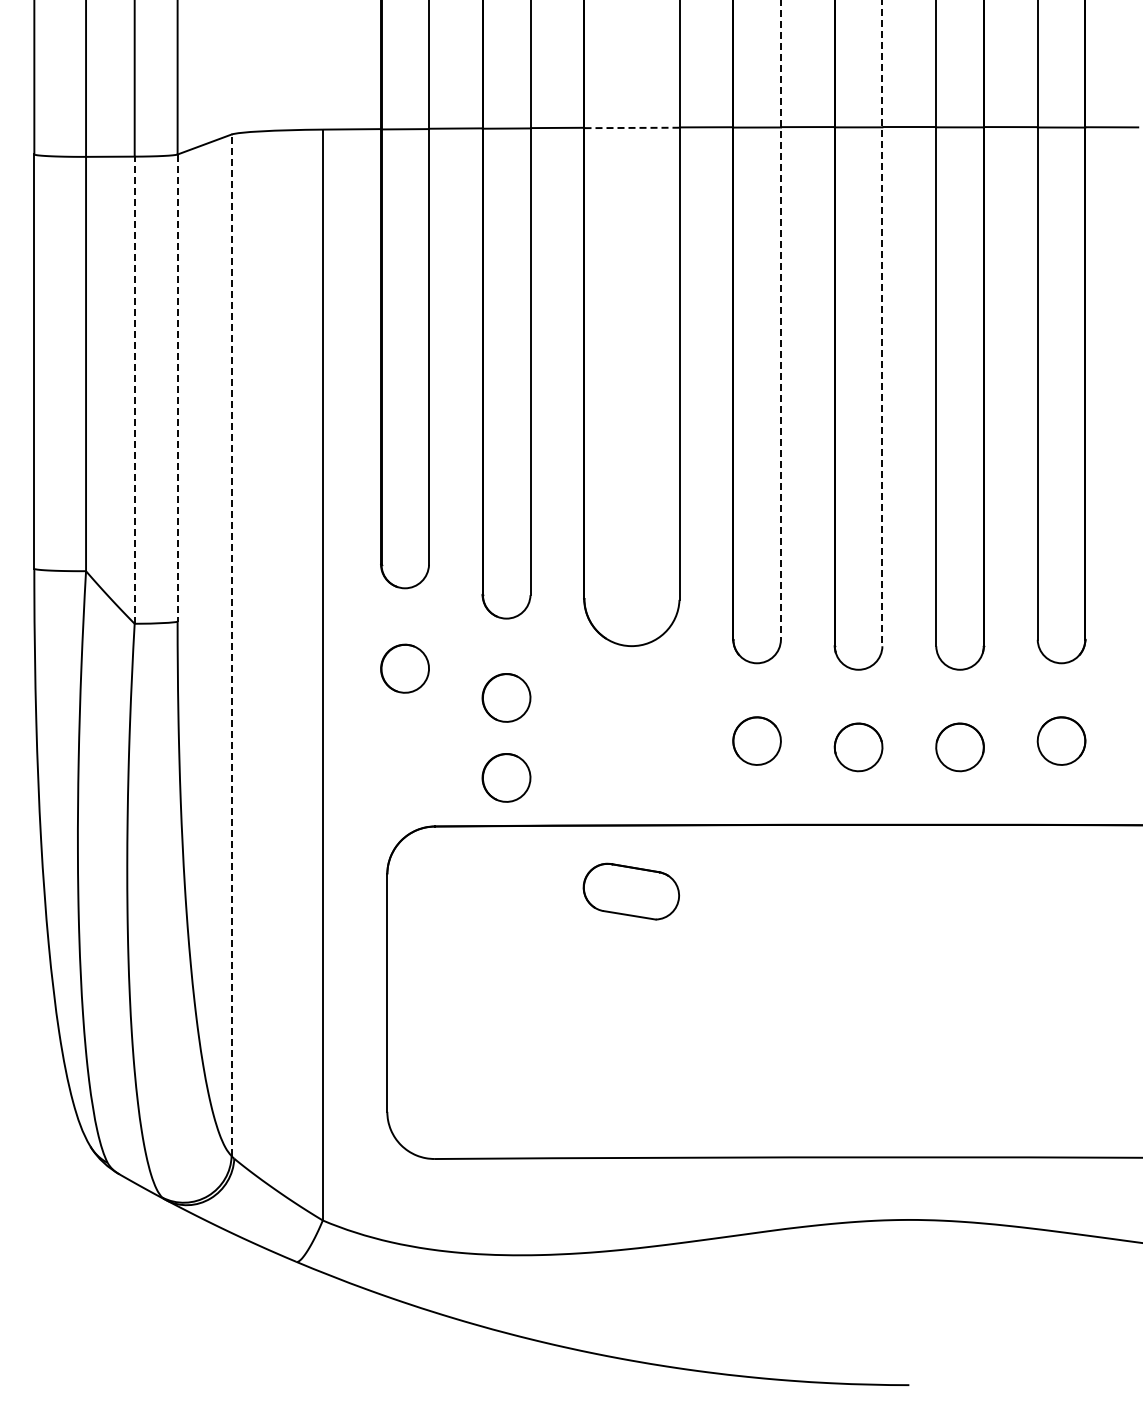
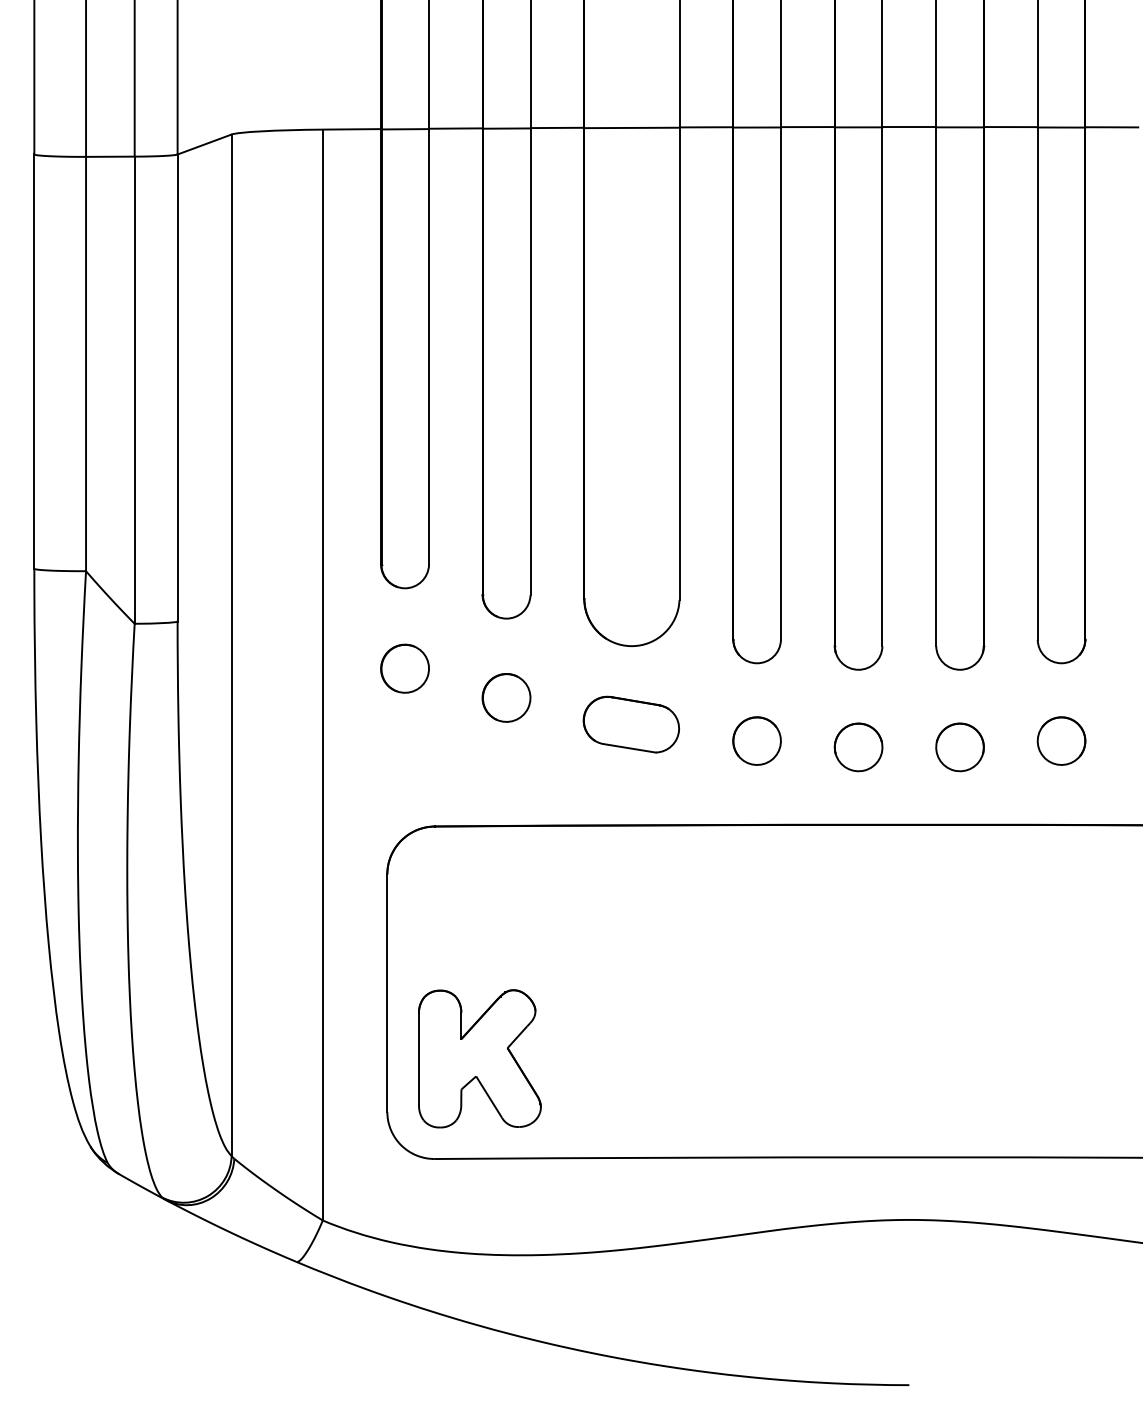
line: dashed -> solid (631, 127)
line: dashed -> solid (780, 320)
line: dashed -> solid (882, 323)
line: dashed -> solid (177, 388)
line: dashed -> solid (134, 390)
line: dashed -> solid (231, 645)
part: present -> none (506, 777)
part position: (630, 891) -> (630, 724) (630, 724)
part: none -> present (479, 1058)
